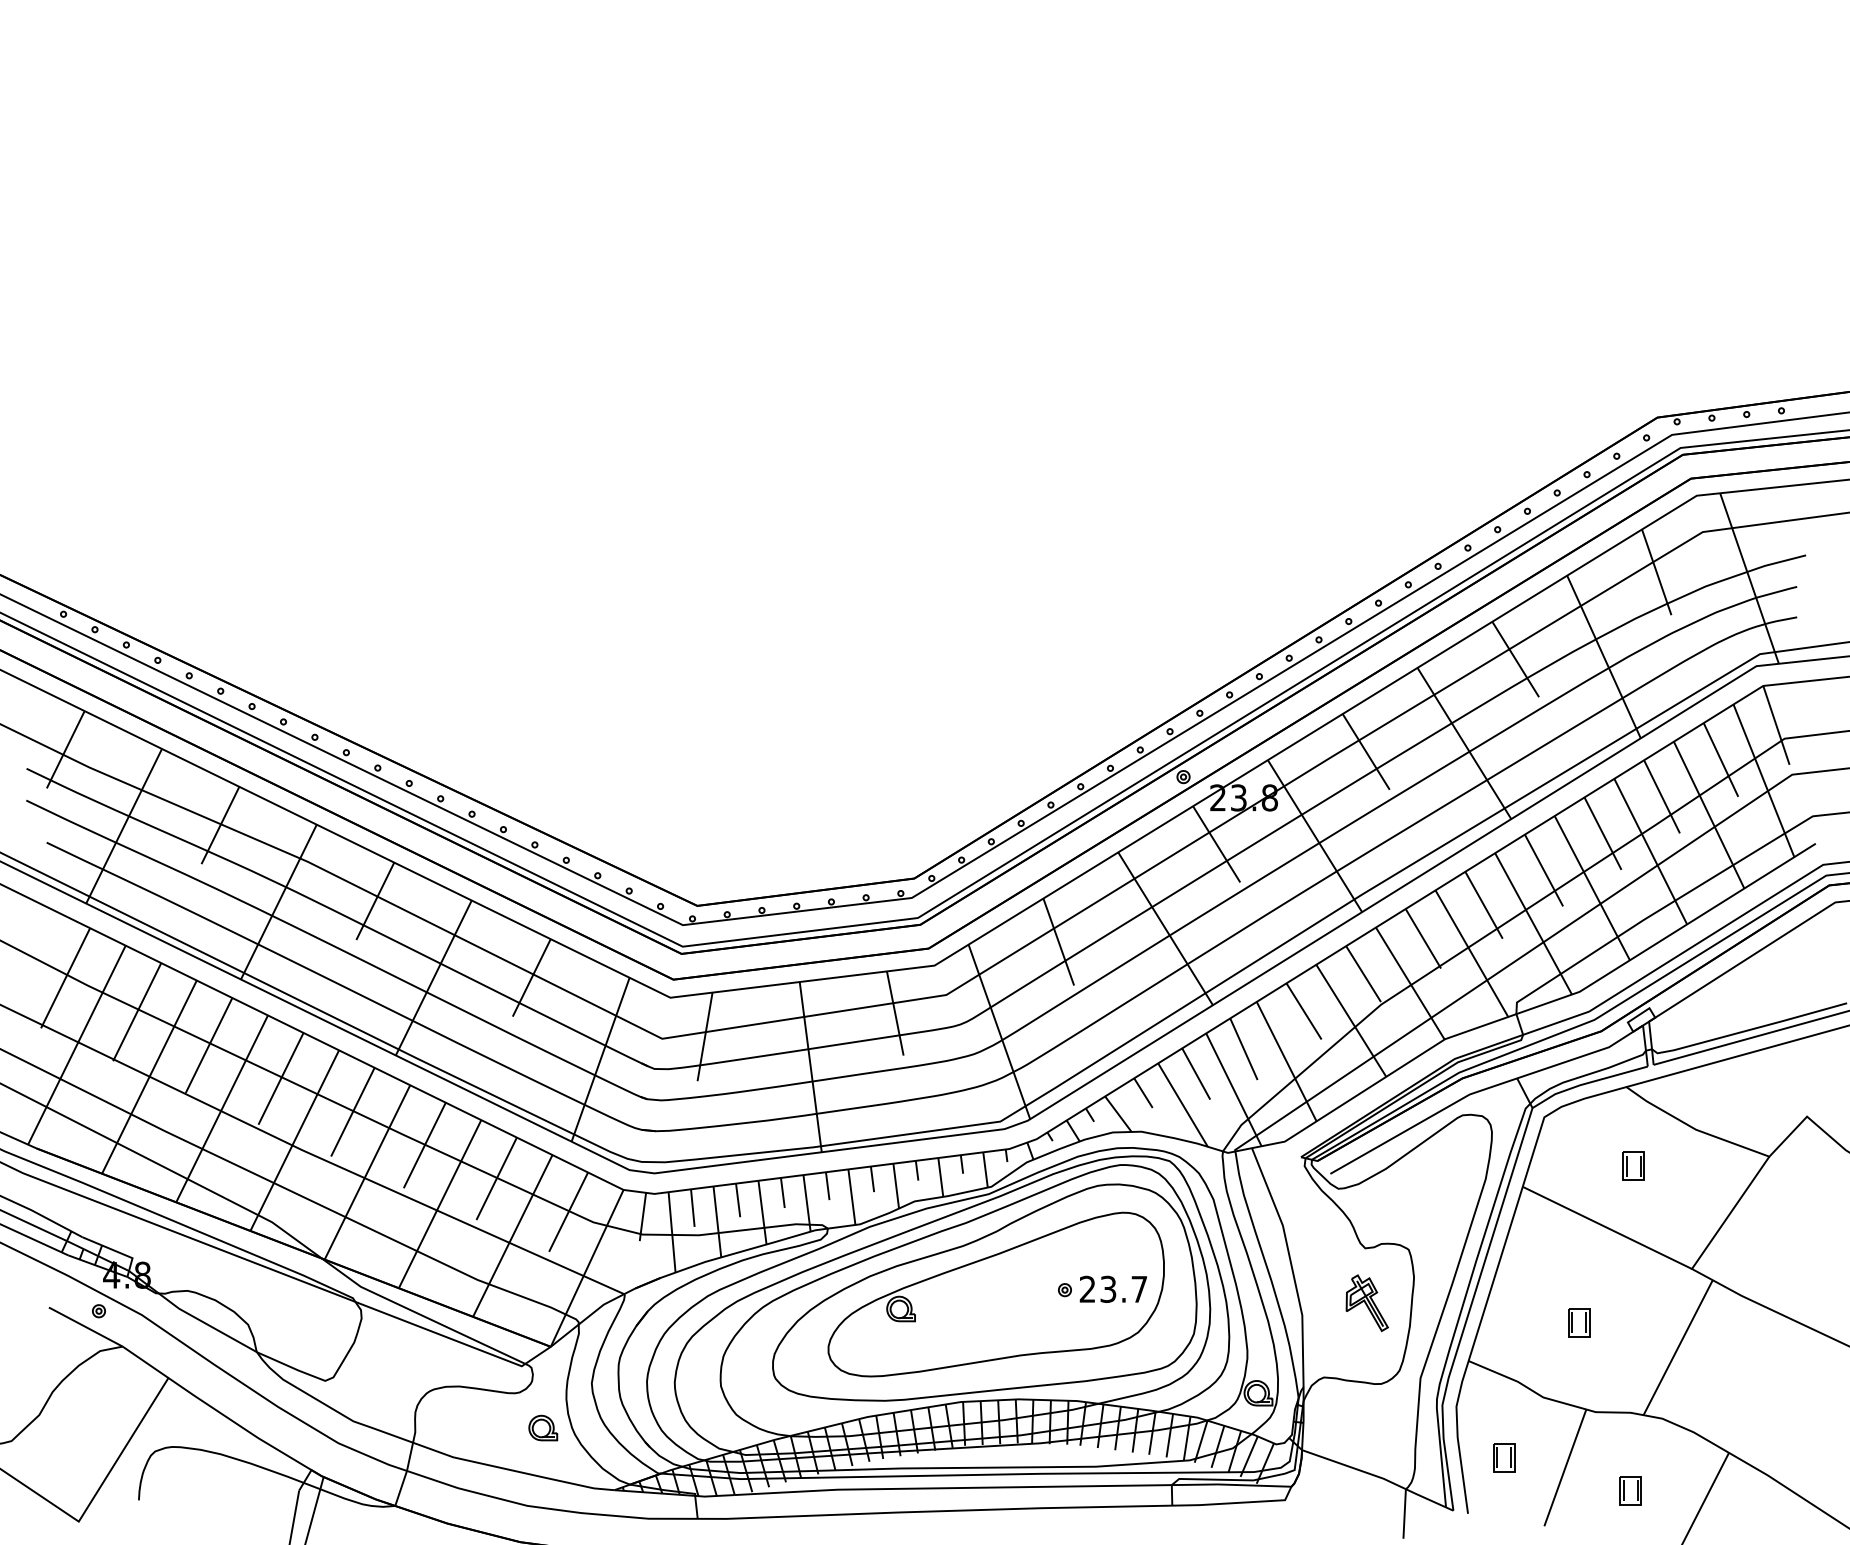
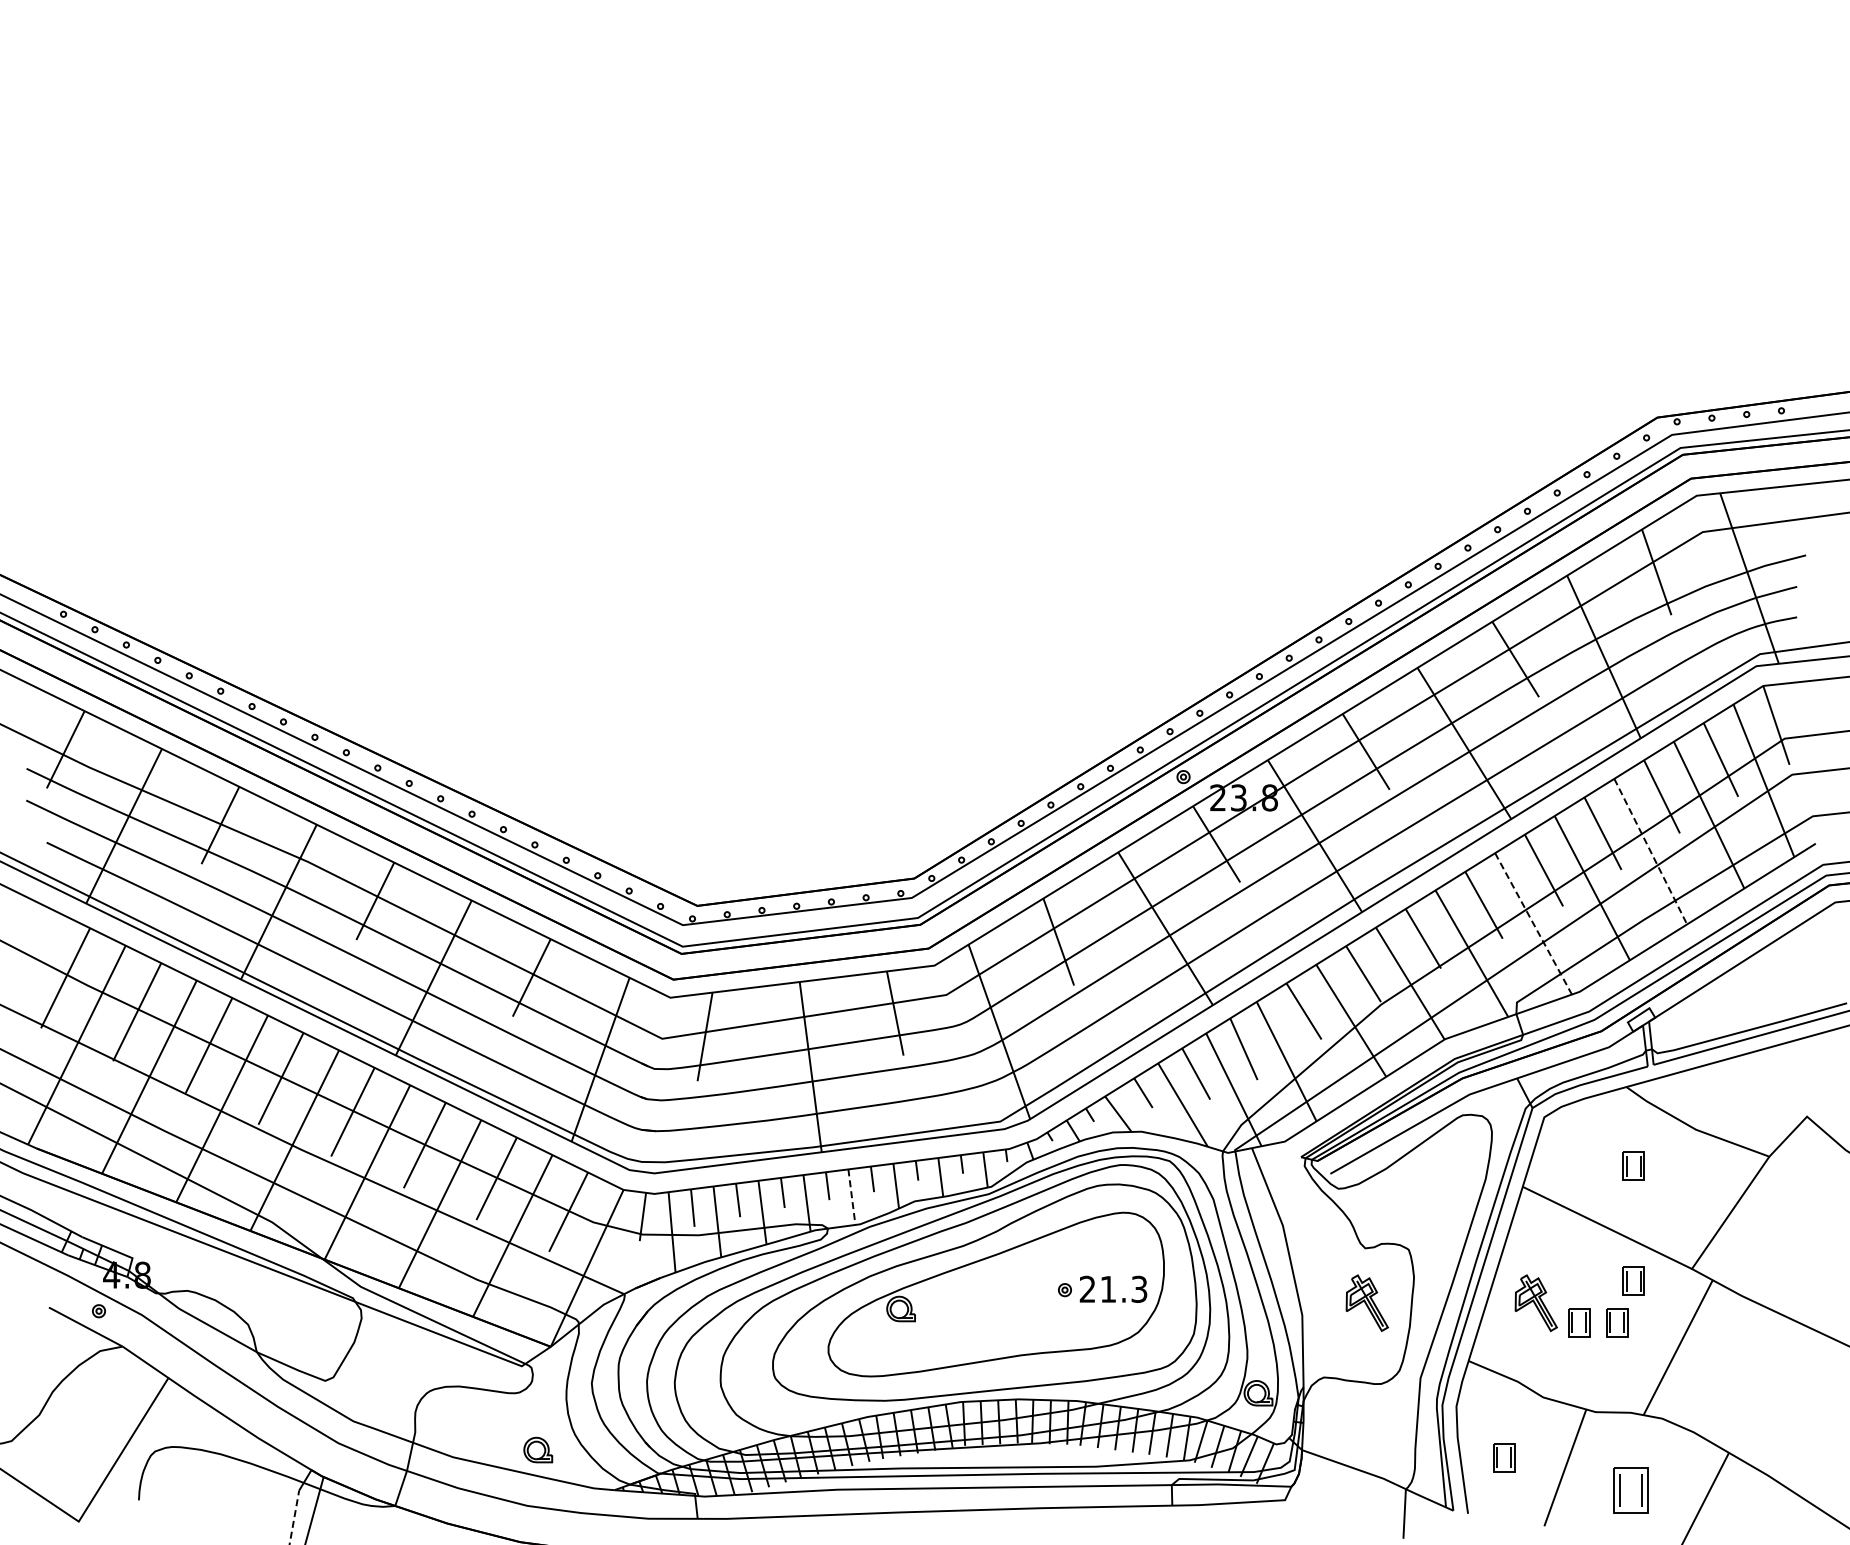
line: solid -> dashed (1650, 852)
line: solid -> dashed (1533, 924)
line: solid -> dashed (851, 1197)
part: none -> present (1633, 1280)
text: 23.7 -> 21.3 (1123, 1288)
part: none -> present (1535, 1303)
part: none -> present (1617, 1322)
part position: (543, 1427) -> (538, 1449) (538, 1449)
part size: 23x30 px -> 36x47 px (1630, 1490)
line: solid -> dashed (294, 1517)
